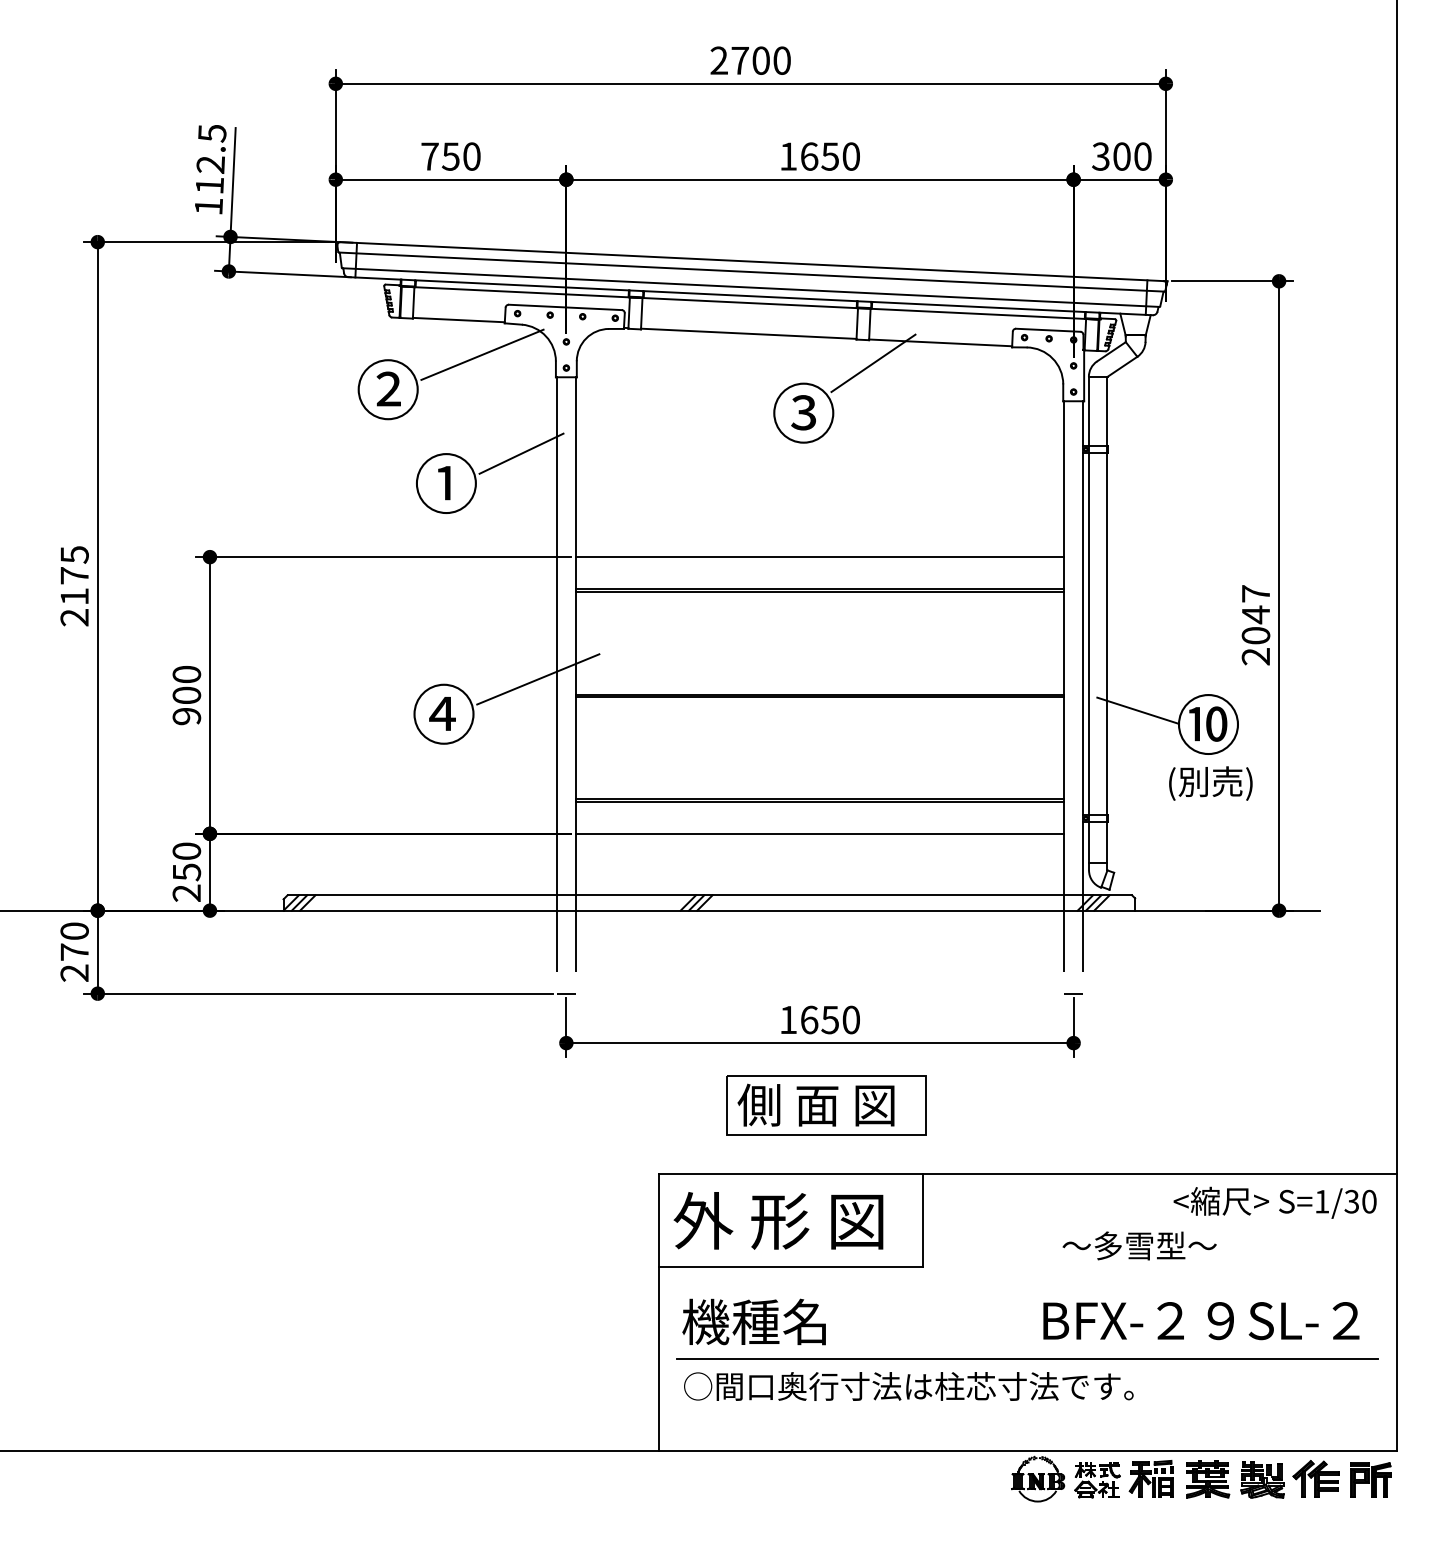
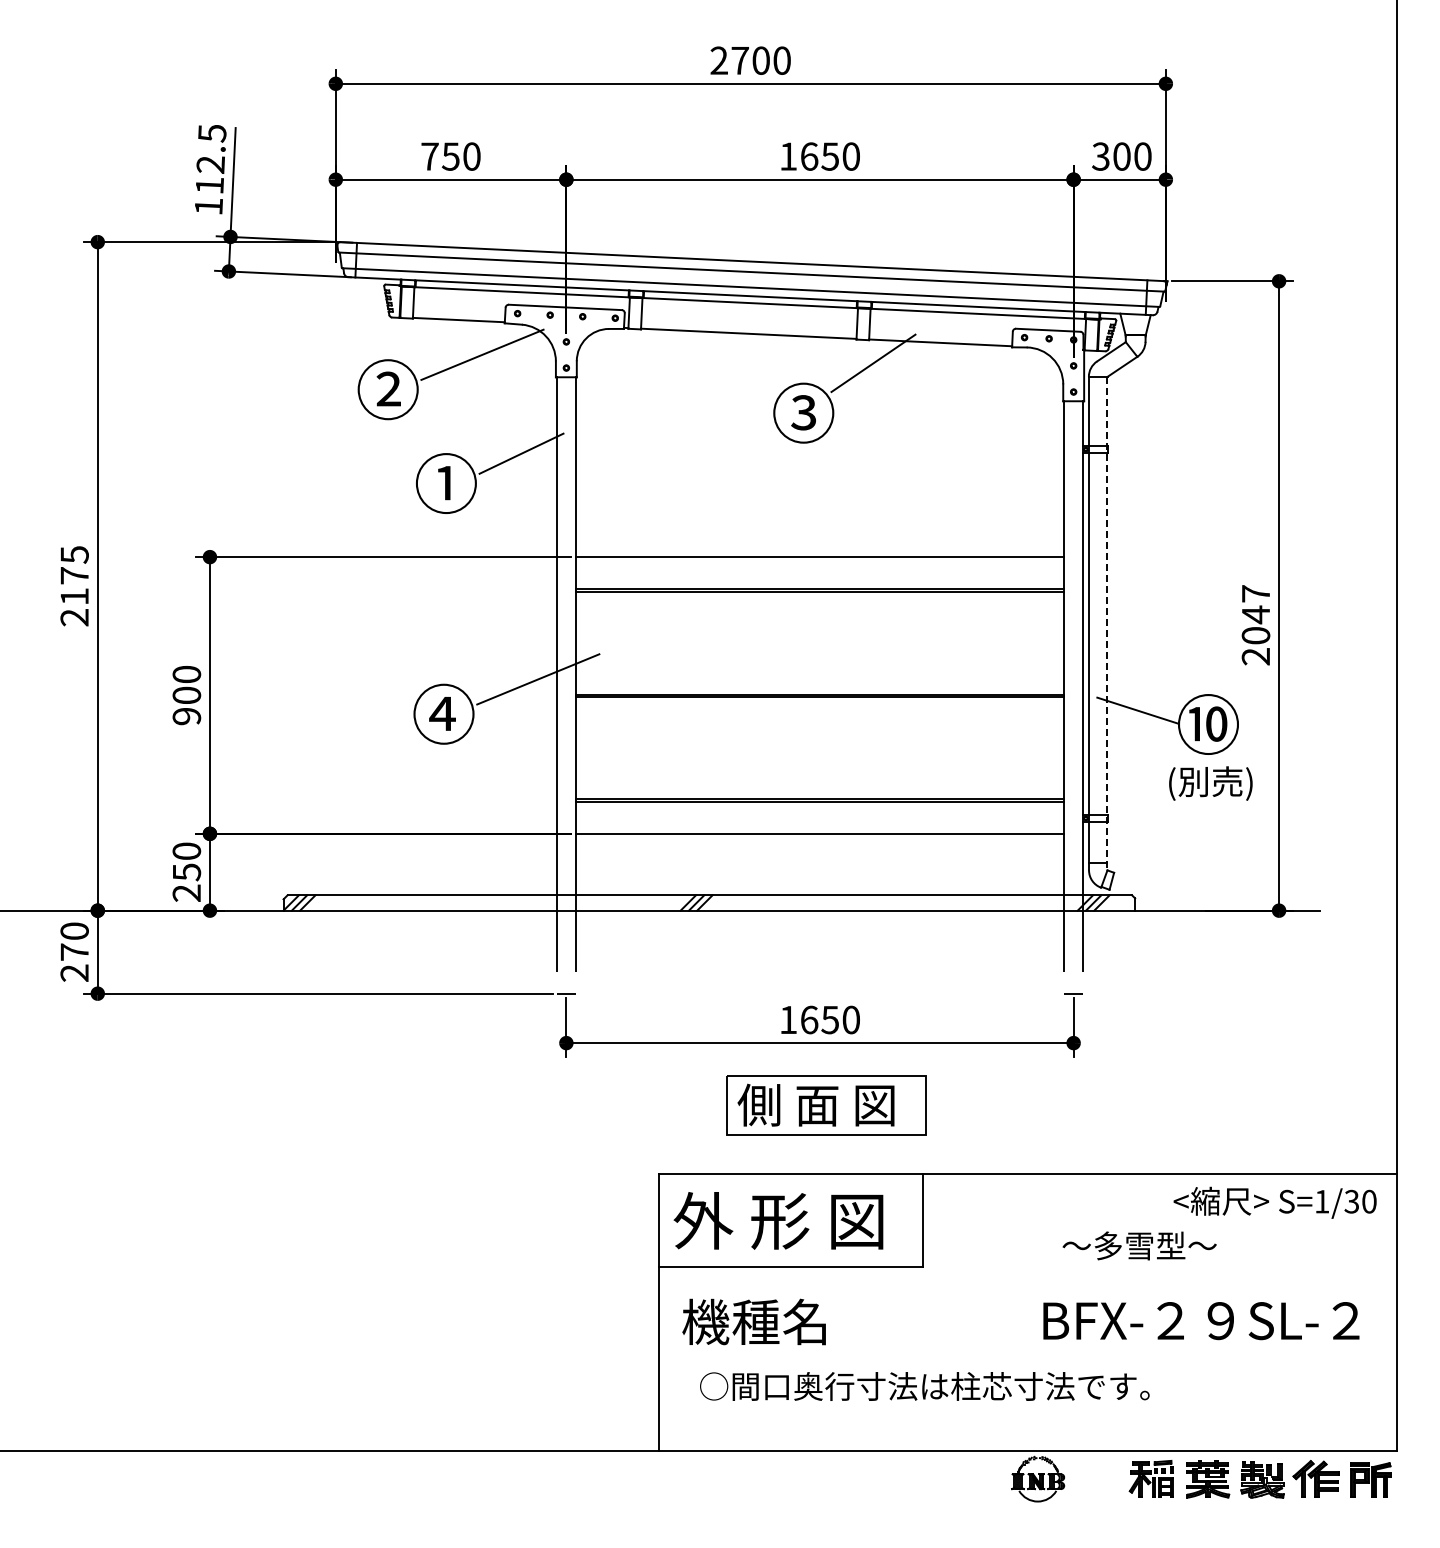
line: solid -> dashed (1107, 623)
line: present -> none (1027, 1358)
text position: (908, 1386) -> (924, 1386) (924, 1386)
part: present -> none (1097, 1480)
